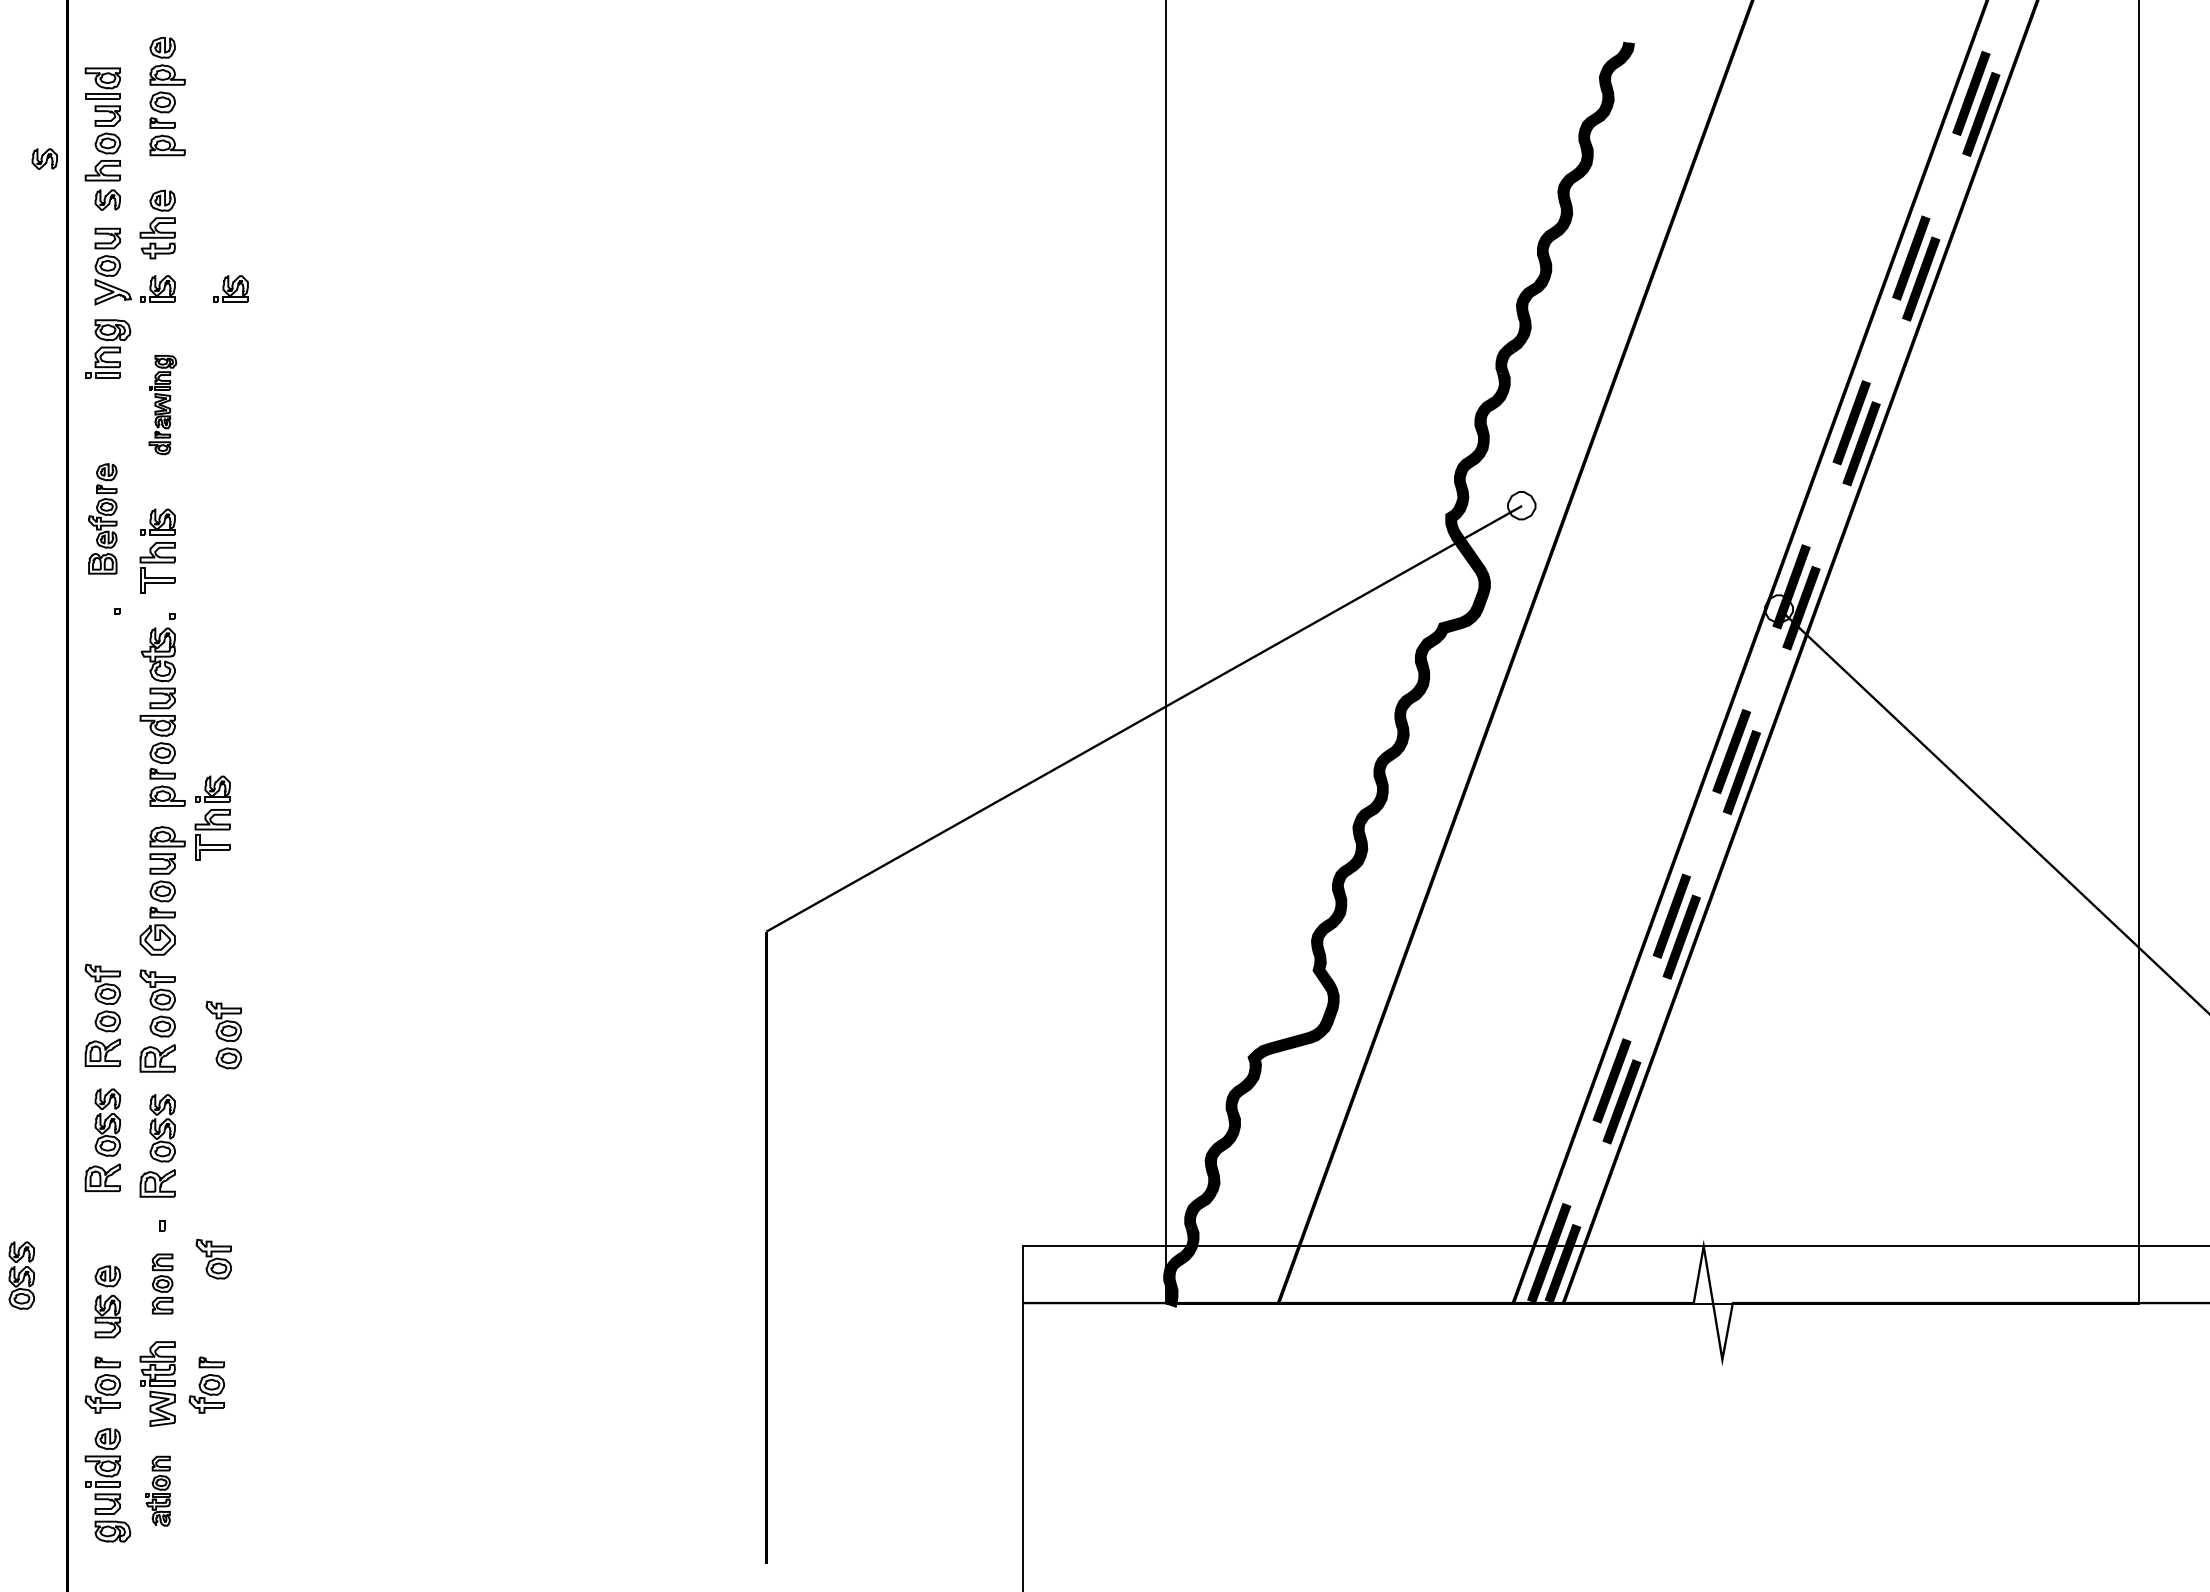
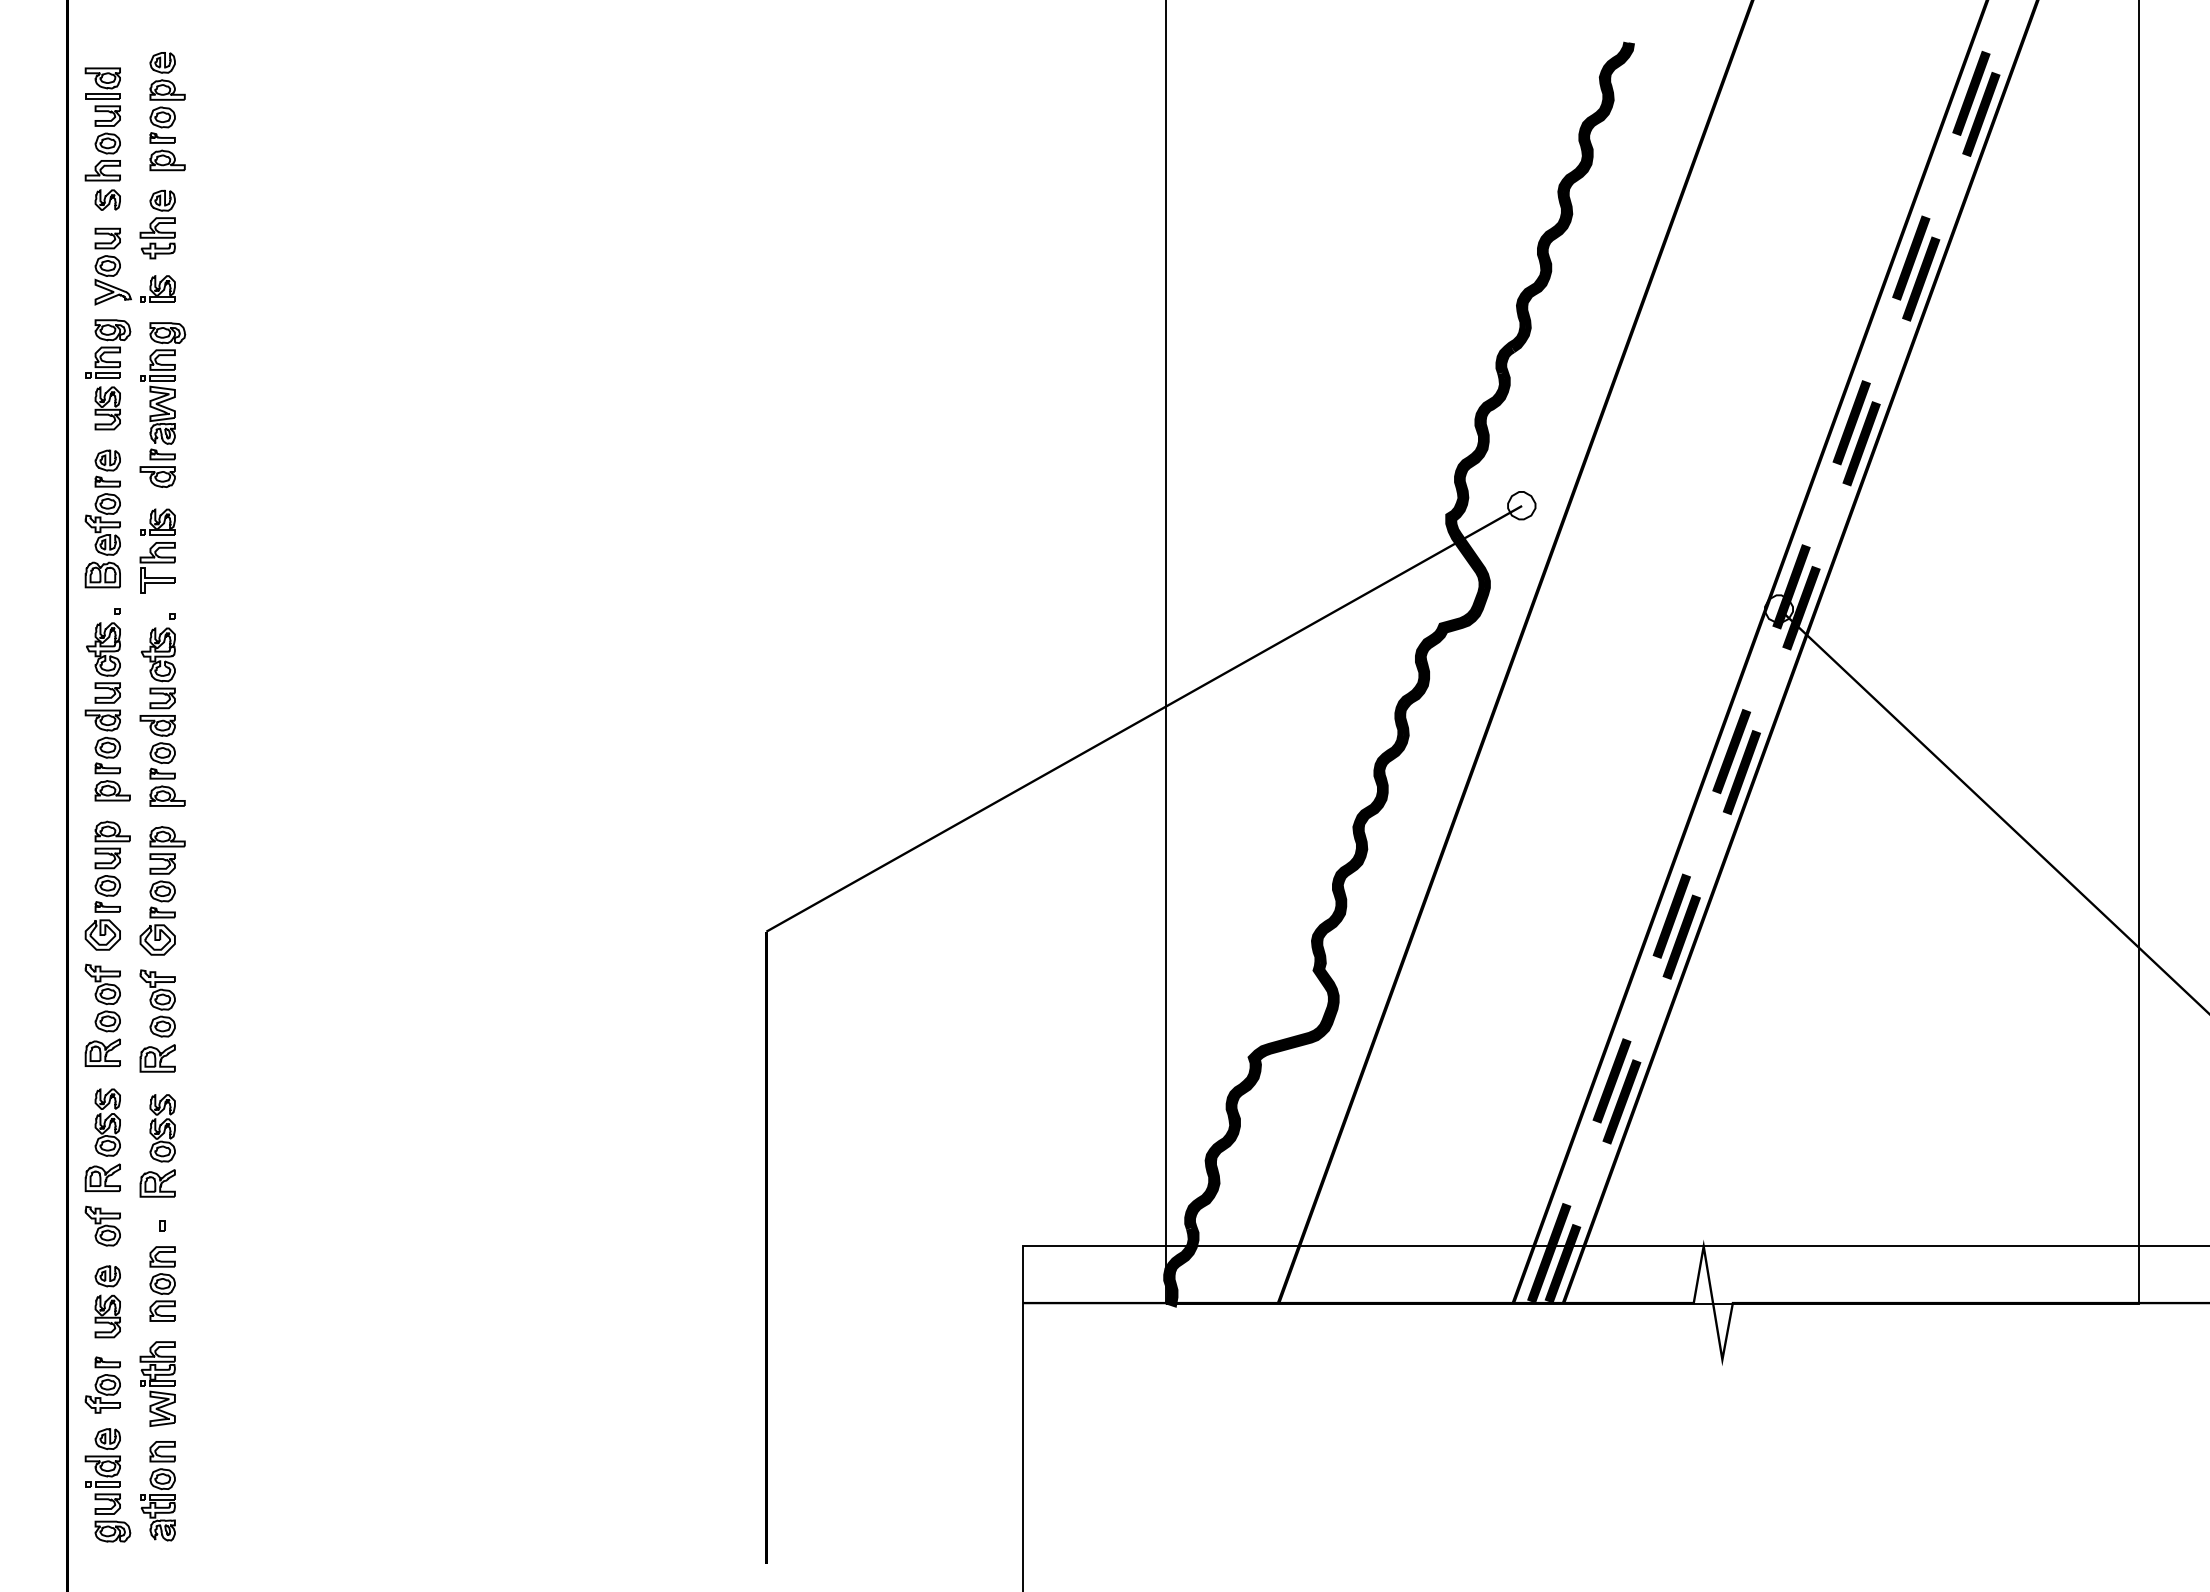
part position: (167, 96) -> (167, 111) (167, 111)
part: present -> none (44, 158)
part: present -> none (230, 288)
part size: 30x101 px -> 48x166 px (162, 404)
part: none -> present (107, 408)
part size: 30x112 px -> 37x140 px (102, 518)
part: none -> present (107, 711)
part: present -> none (212, 817)
part: none -> present (107, 885)
part: present -> none (223, 1034)
part position: (213, 1258) -> (102, 1225) (102, 1225)
part: present -> none (21, 1275)
part size: 22x62 px -> 27x76 px (162, 1283)
part: present -> none (206, 1384)
part size: 26x72 px -> 36x101 px (157, 1491)
